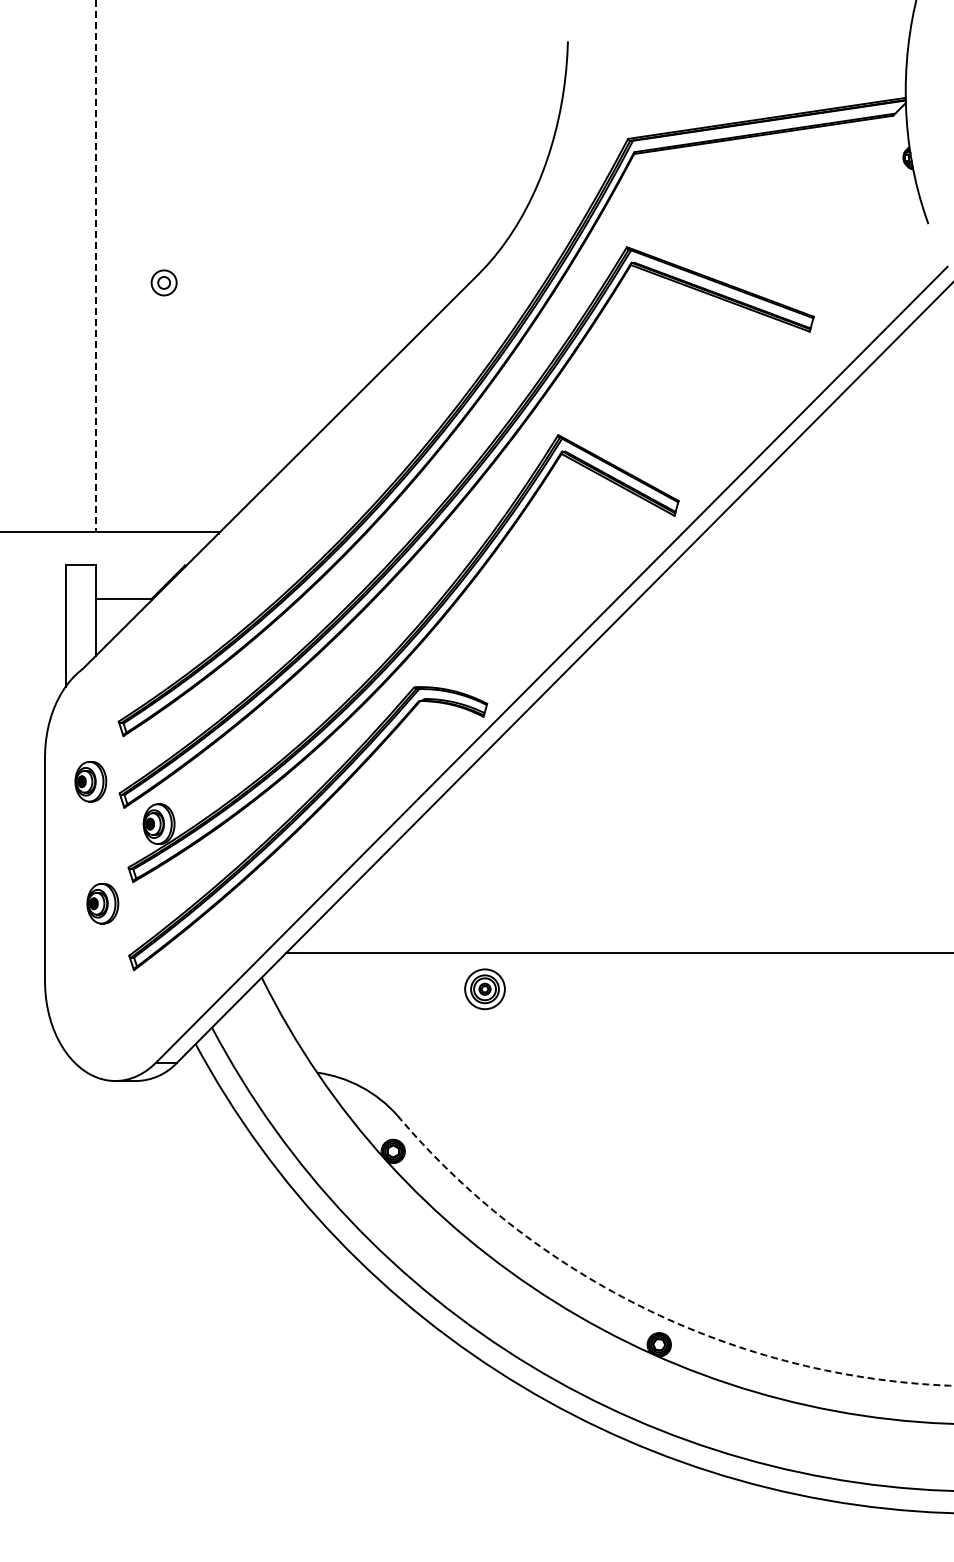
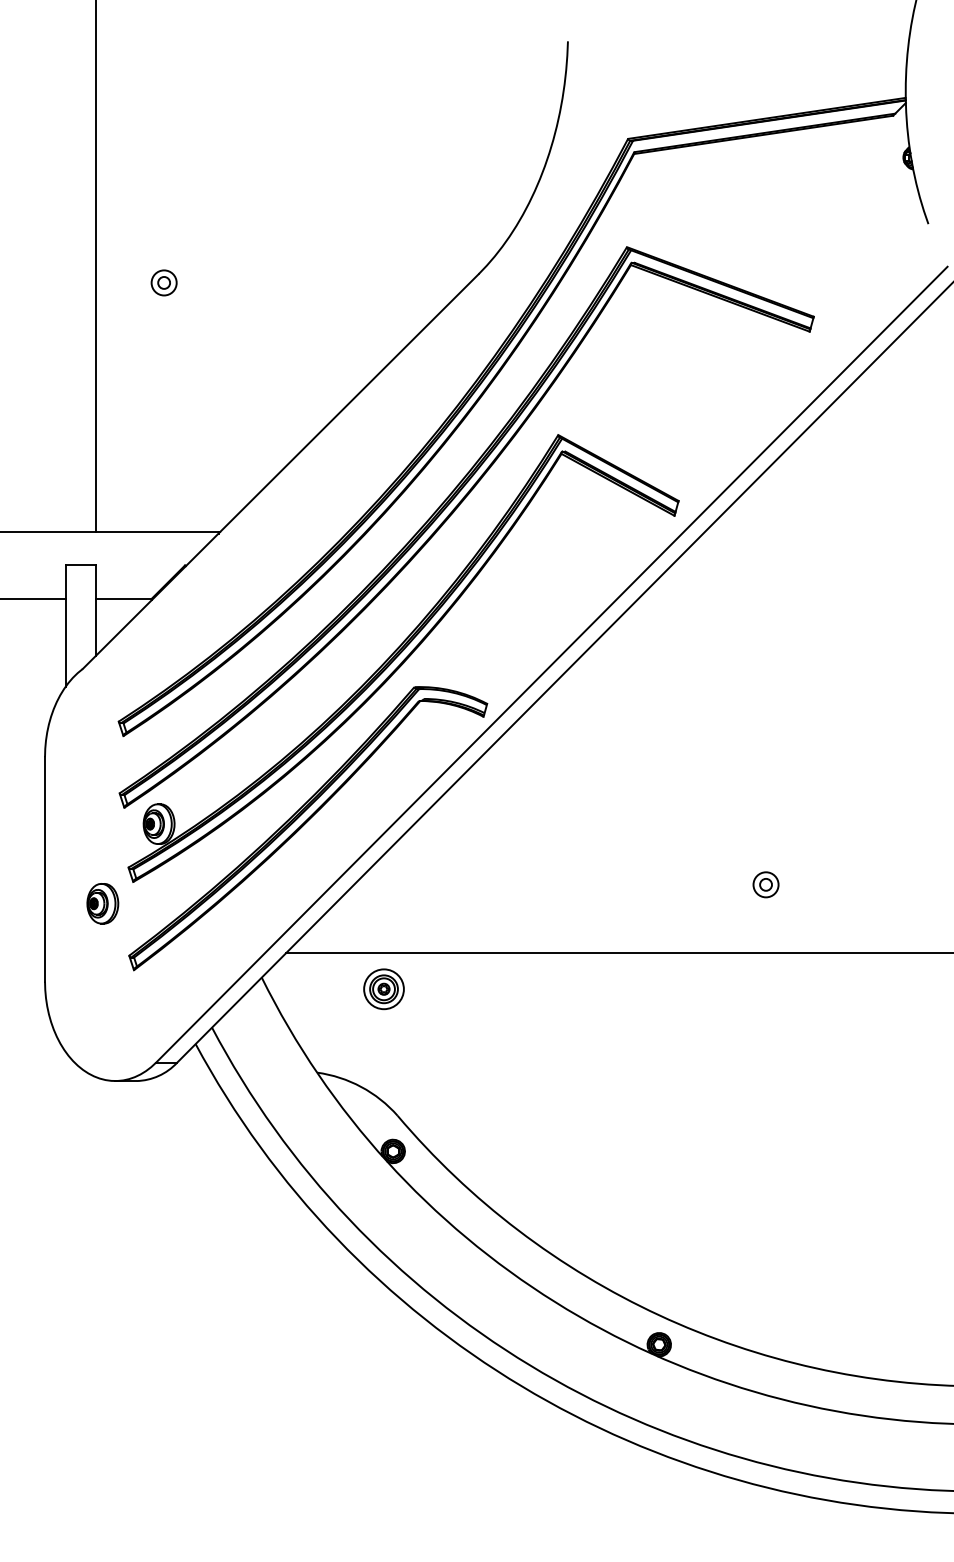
line: dashed -> solid (95, 266)
line: none -> present (33, 599)
part: present -> none (90, 781)
part: none -> present (765, 884)
part position: (484, 989) -> (383, 989) (383, 989)
arc: dashed -> solid (647, 1309)
